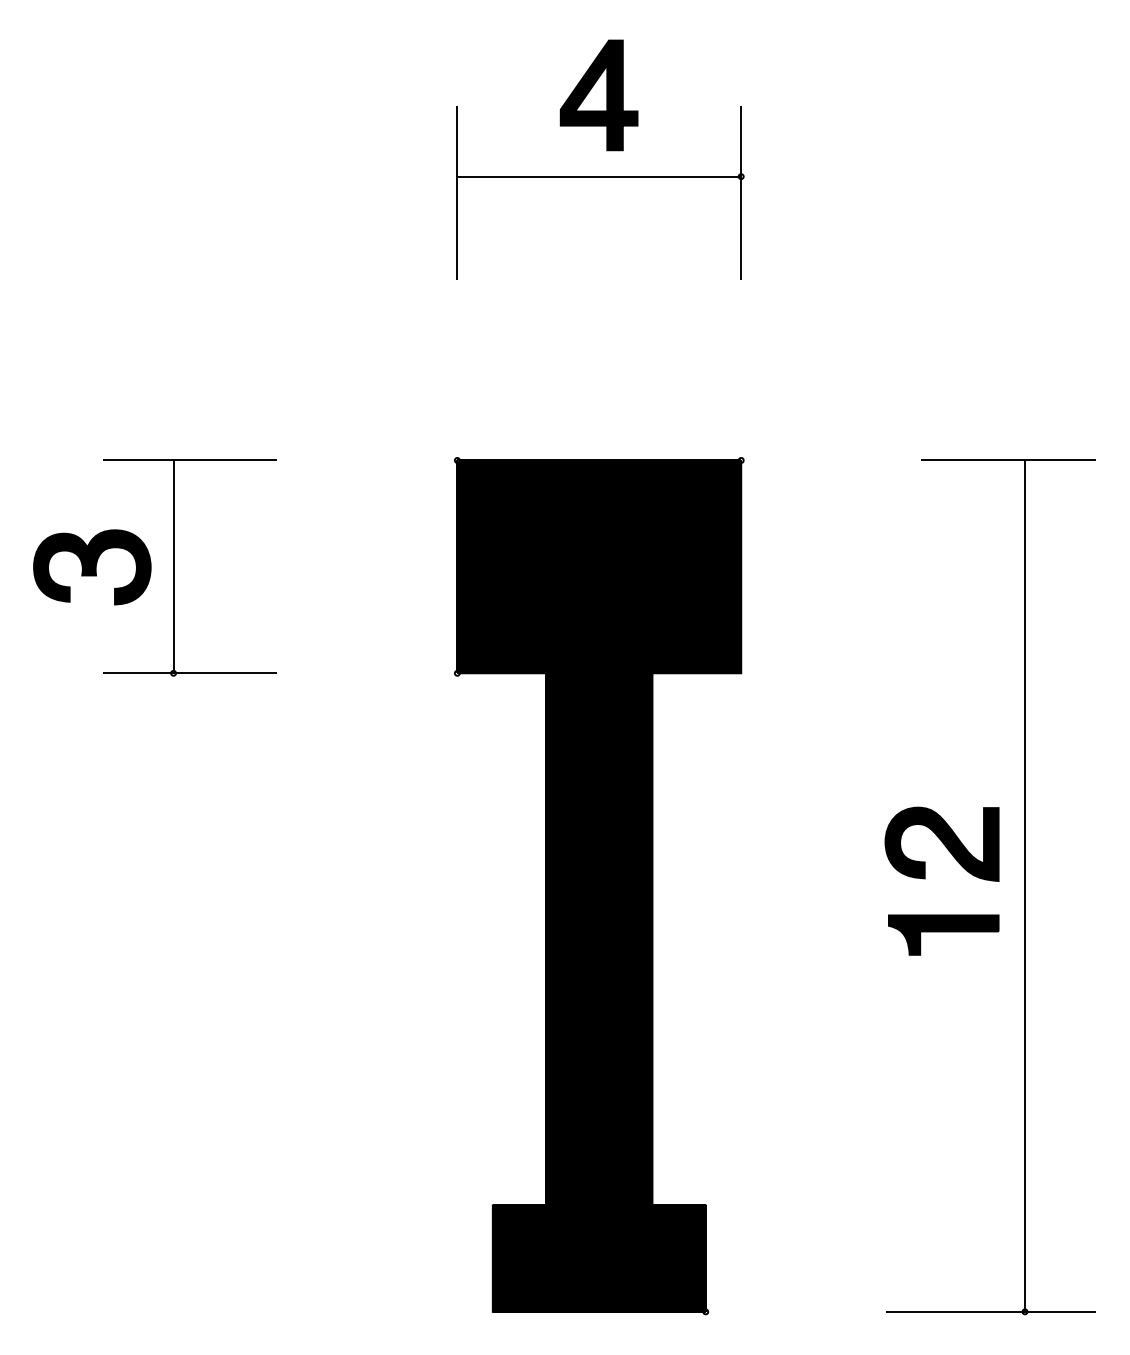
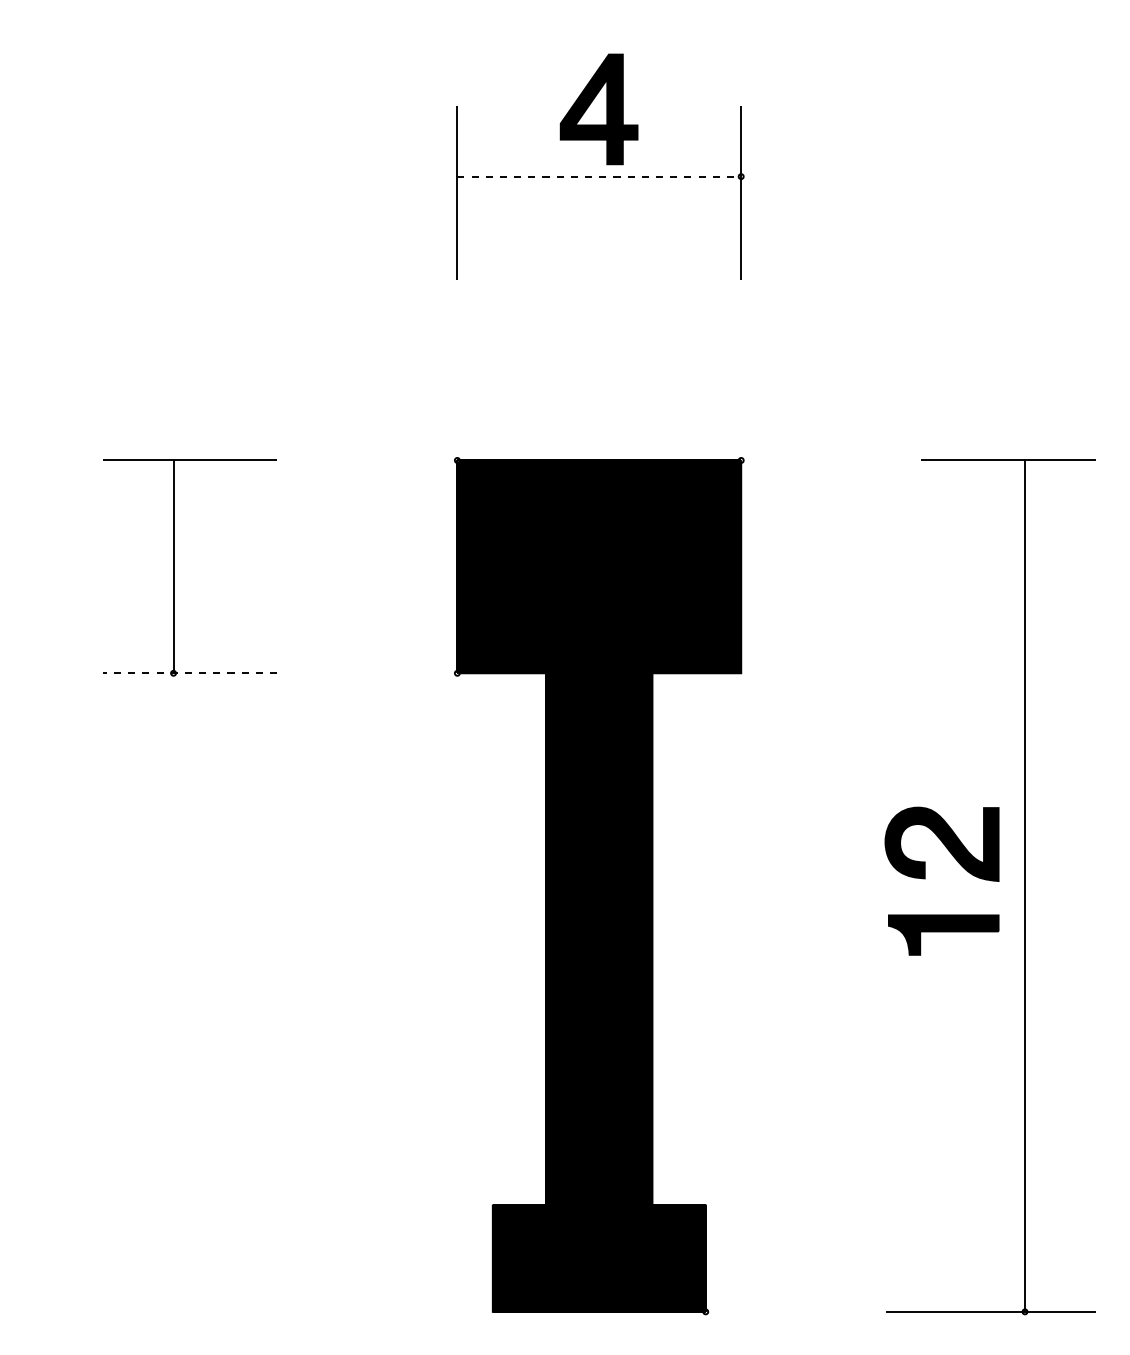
part position: (598, 95) -> (598, 109) (598, 109)
line: solid -> dashed (599, 176)
part: present -> none (92, 567)
line: solid -> dashed (189, 673)
